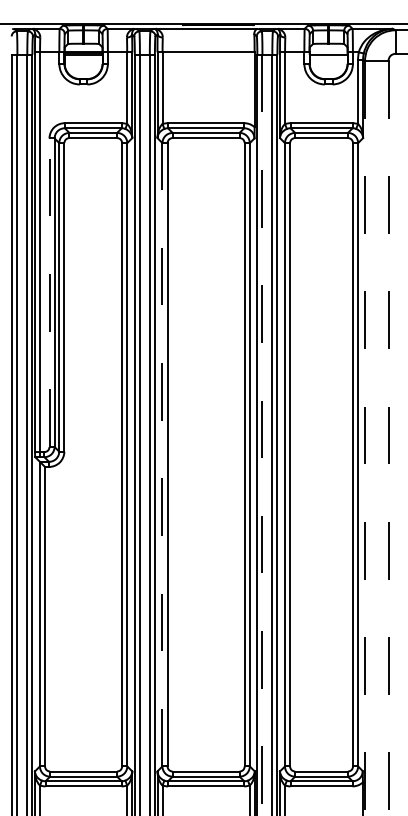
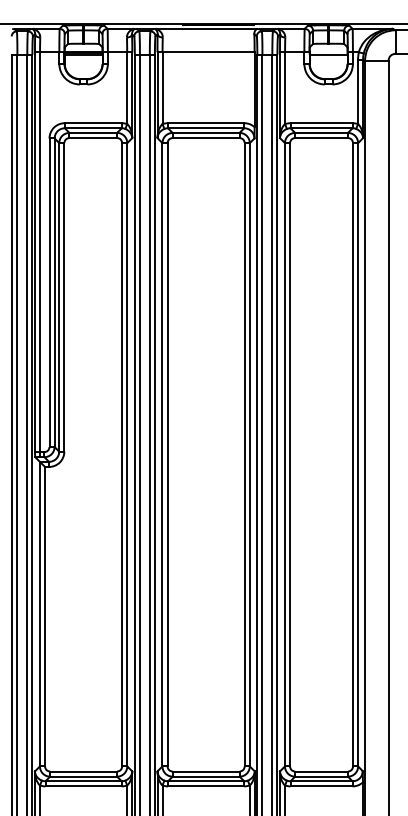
line: dashed -> solid (49, 292)
line: dashed -> solid (262, 435)
line: dashed -> solid (365, 438)
line: dashed -> solid (388, 438)
line: dashed -> solid (162, 454)
